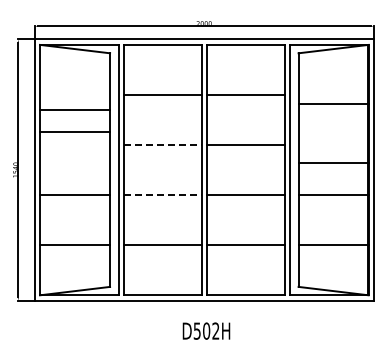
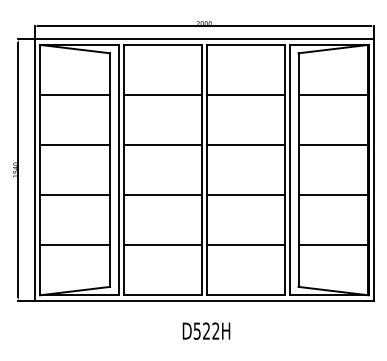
line position: (333, 103) -> (333, 94) (333, 94)
line position: (75, 109) -> (75, 94) (75, 94)
line position: (75, 132) -> (75, 145) (75, 145)
line: dashed -> solid (162, 145)
line position: (333, 163) -> (333, 145) (333, 145)
line: dashed -> solid (162, 195)
text: D502H -> D522H (206, 330)
